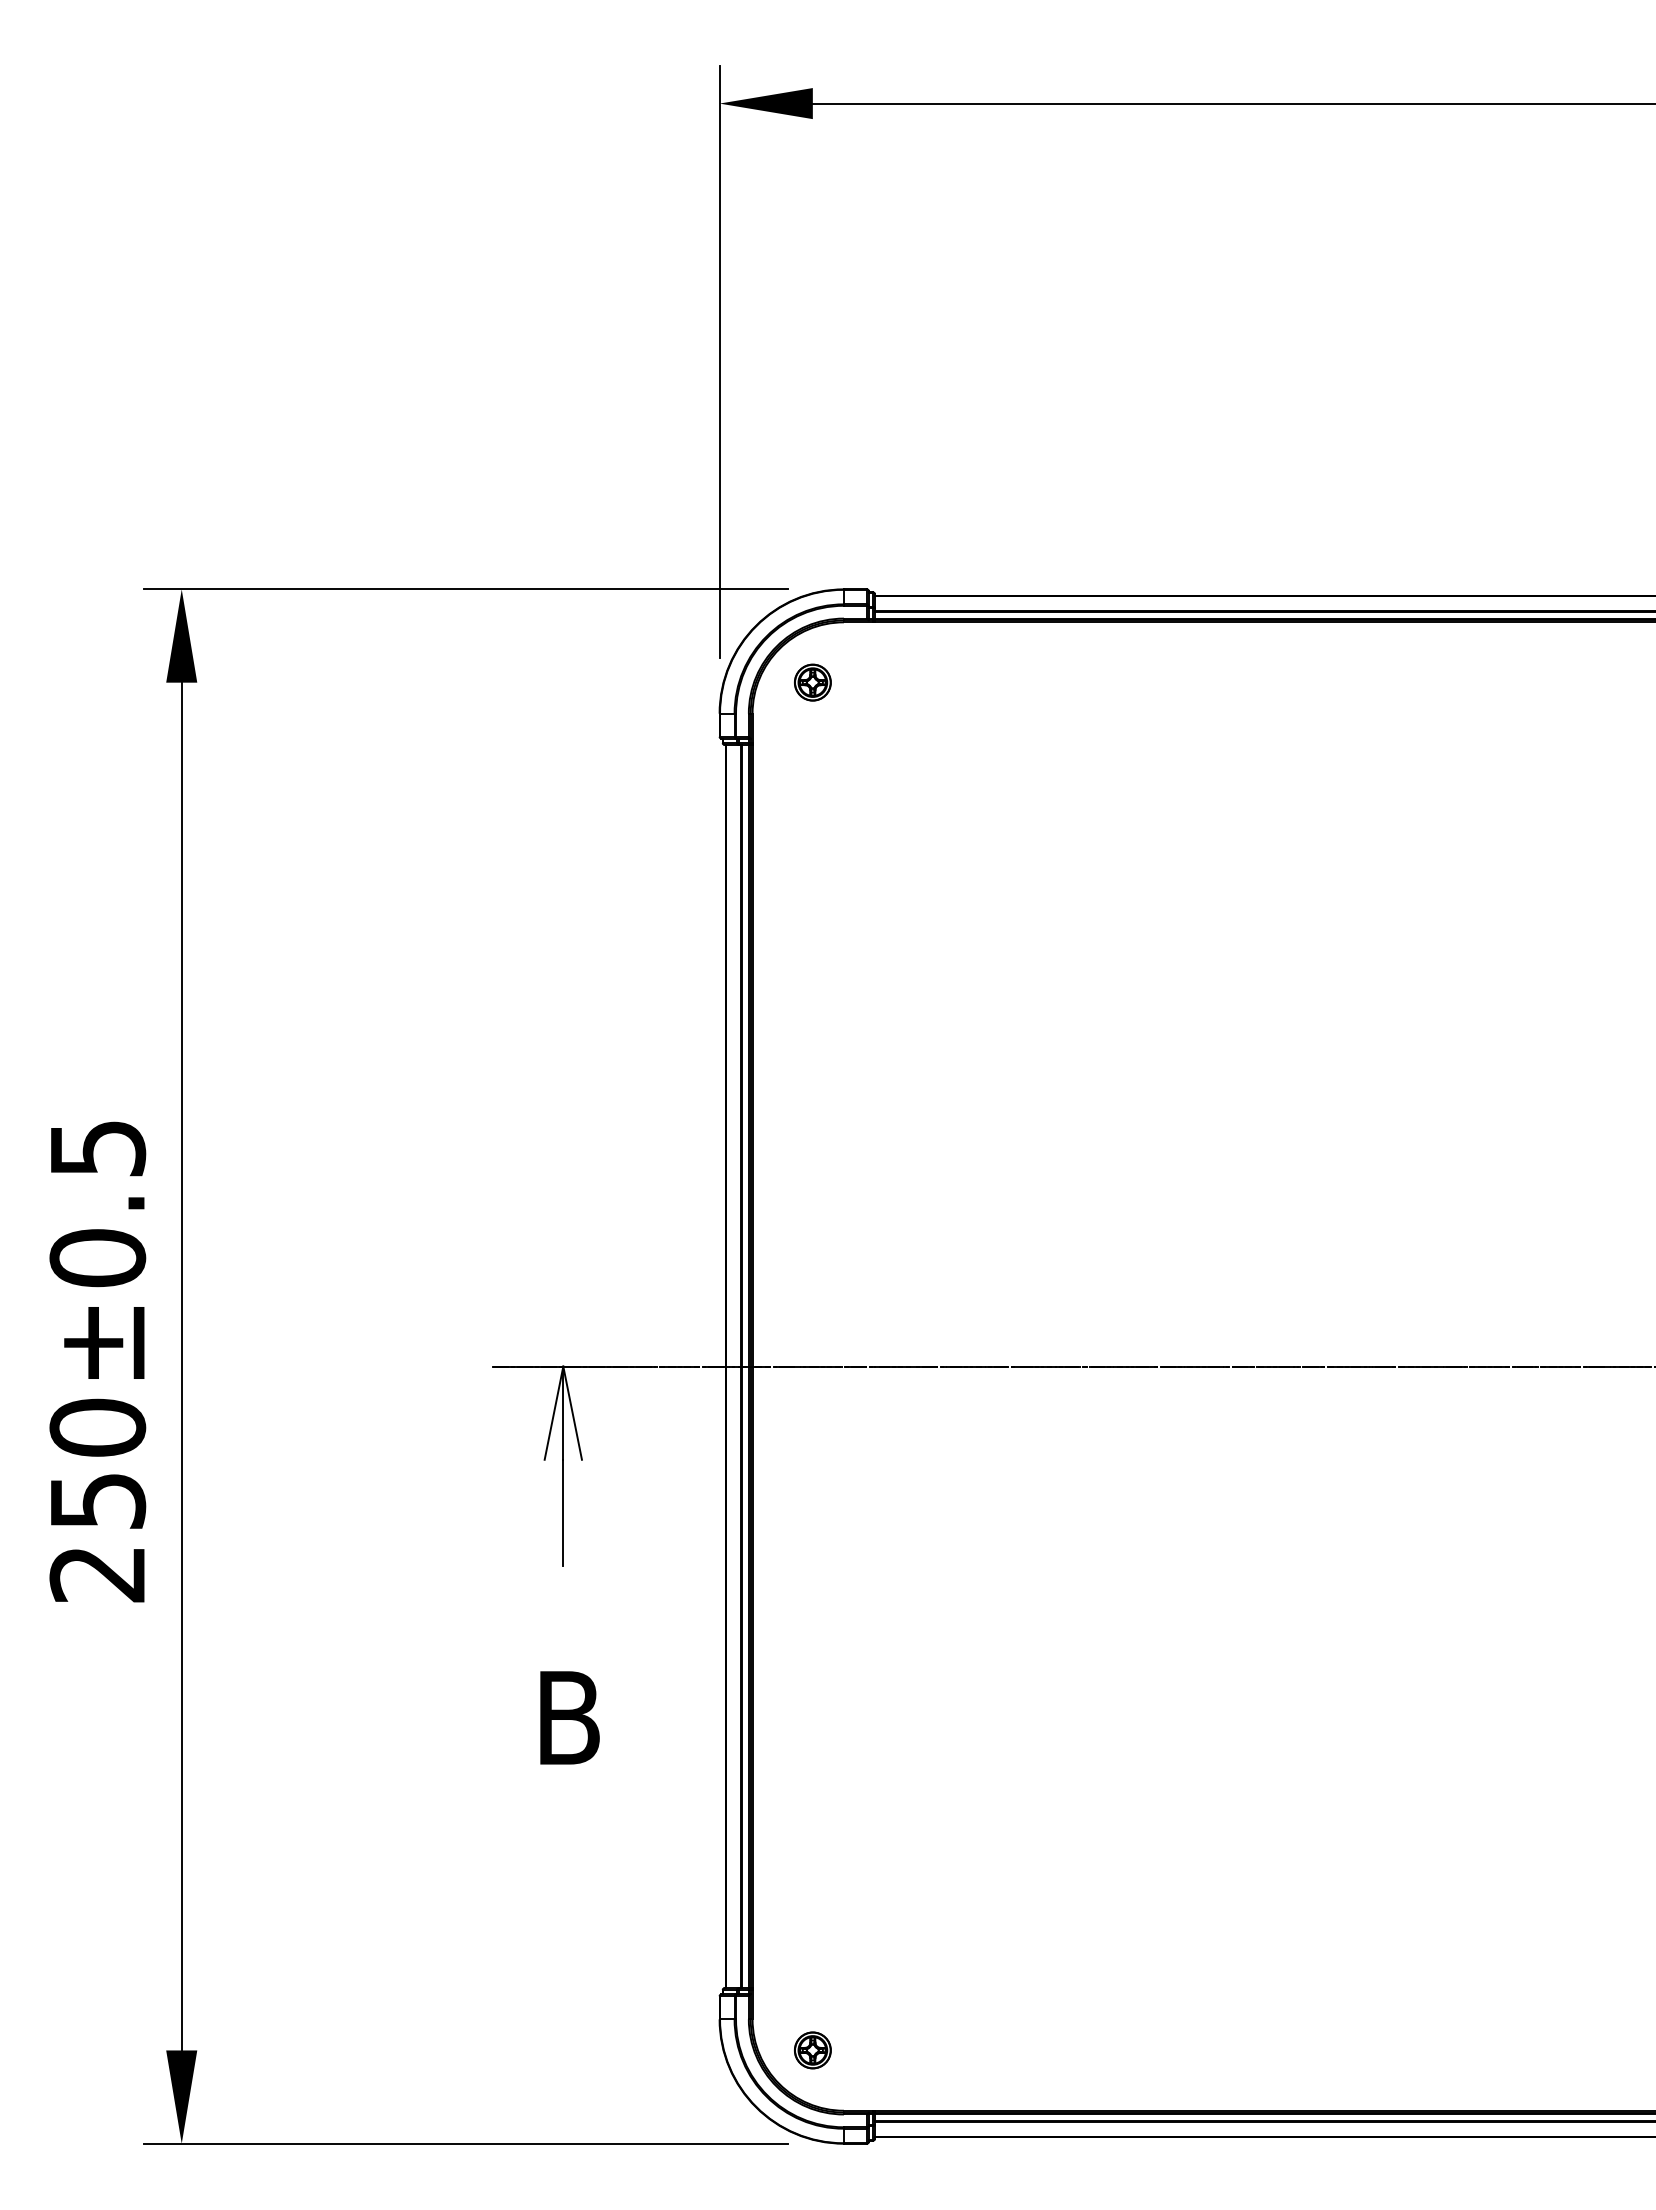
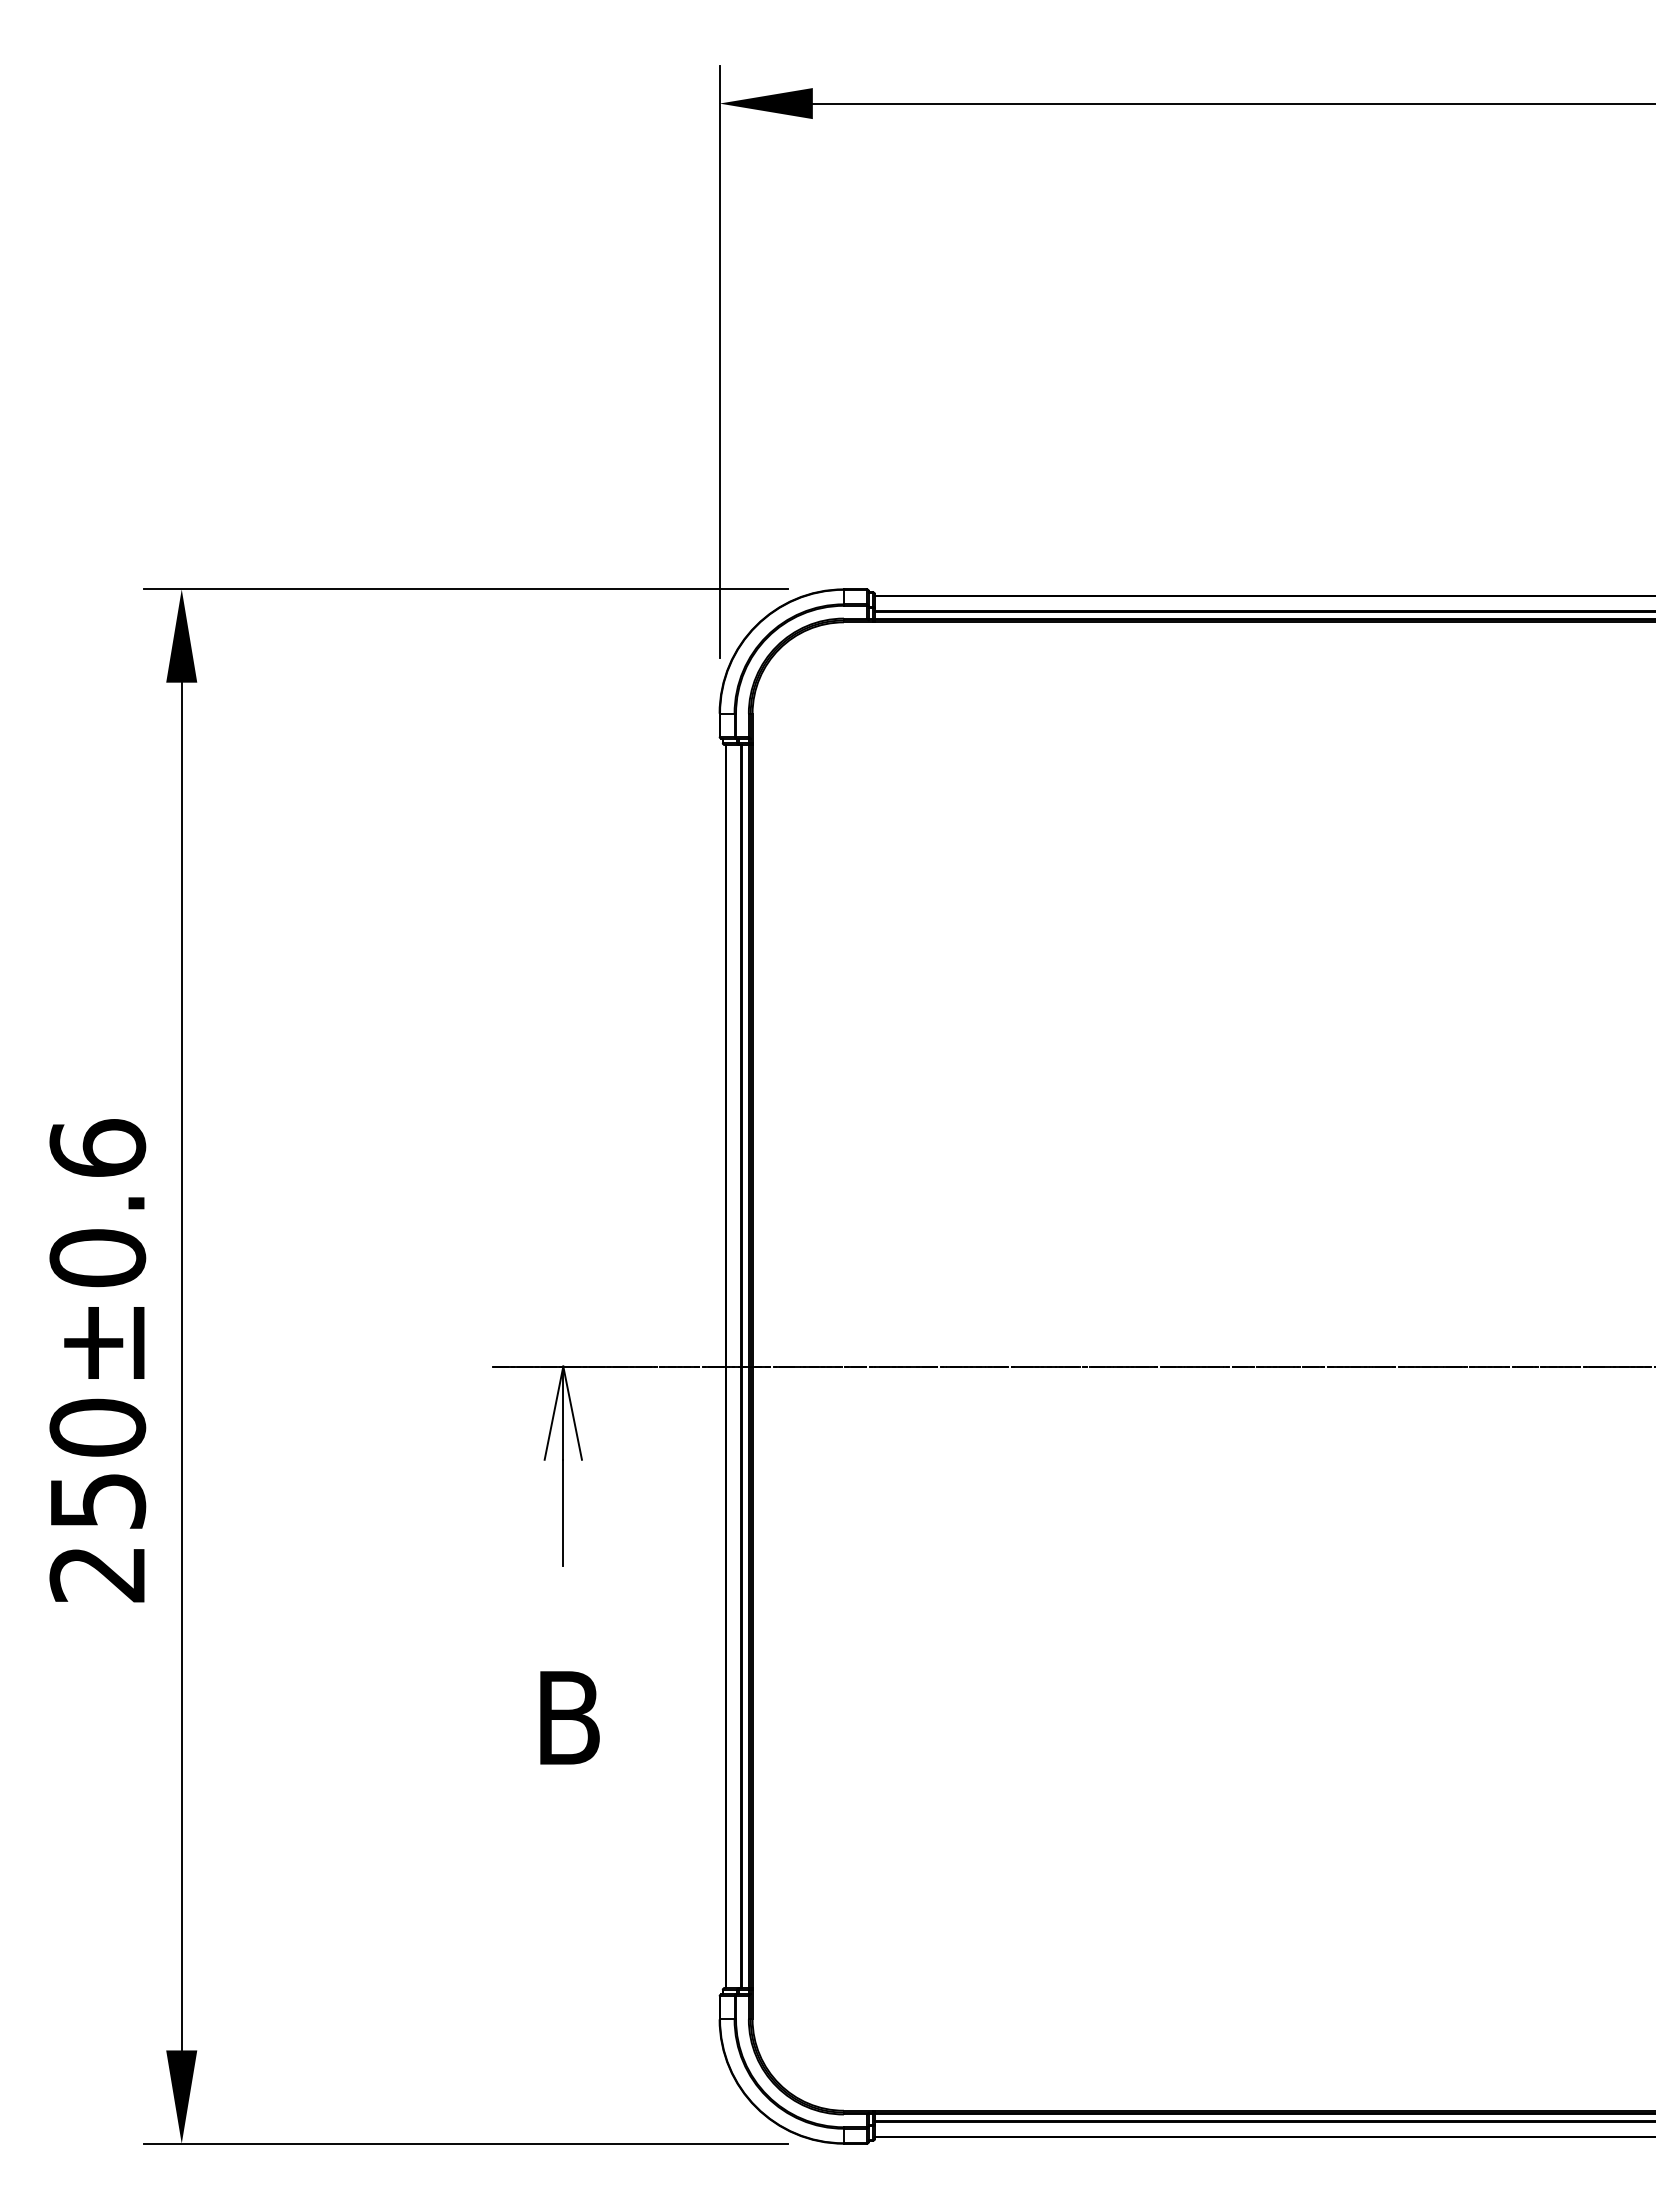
part: present -> none (812, 682)
text: 250±0.5 -> 250±0.6 (97, 1147)
part: present -> none (812, 2050)
